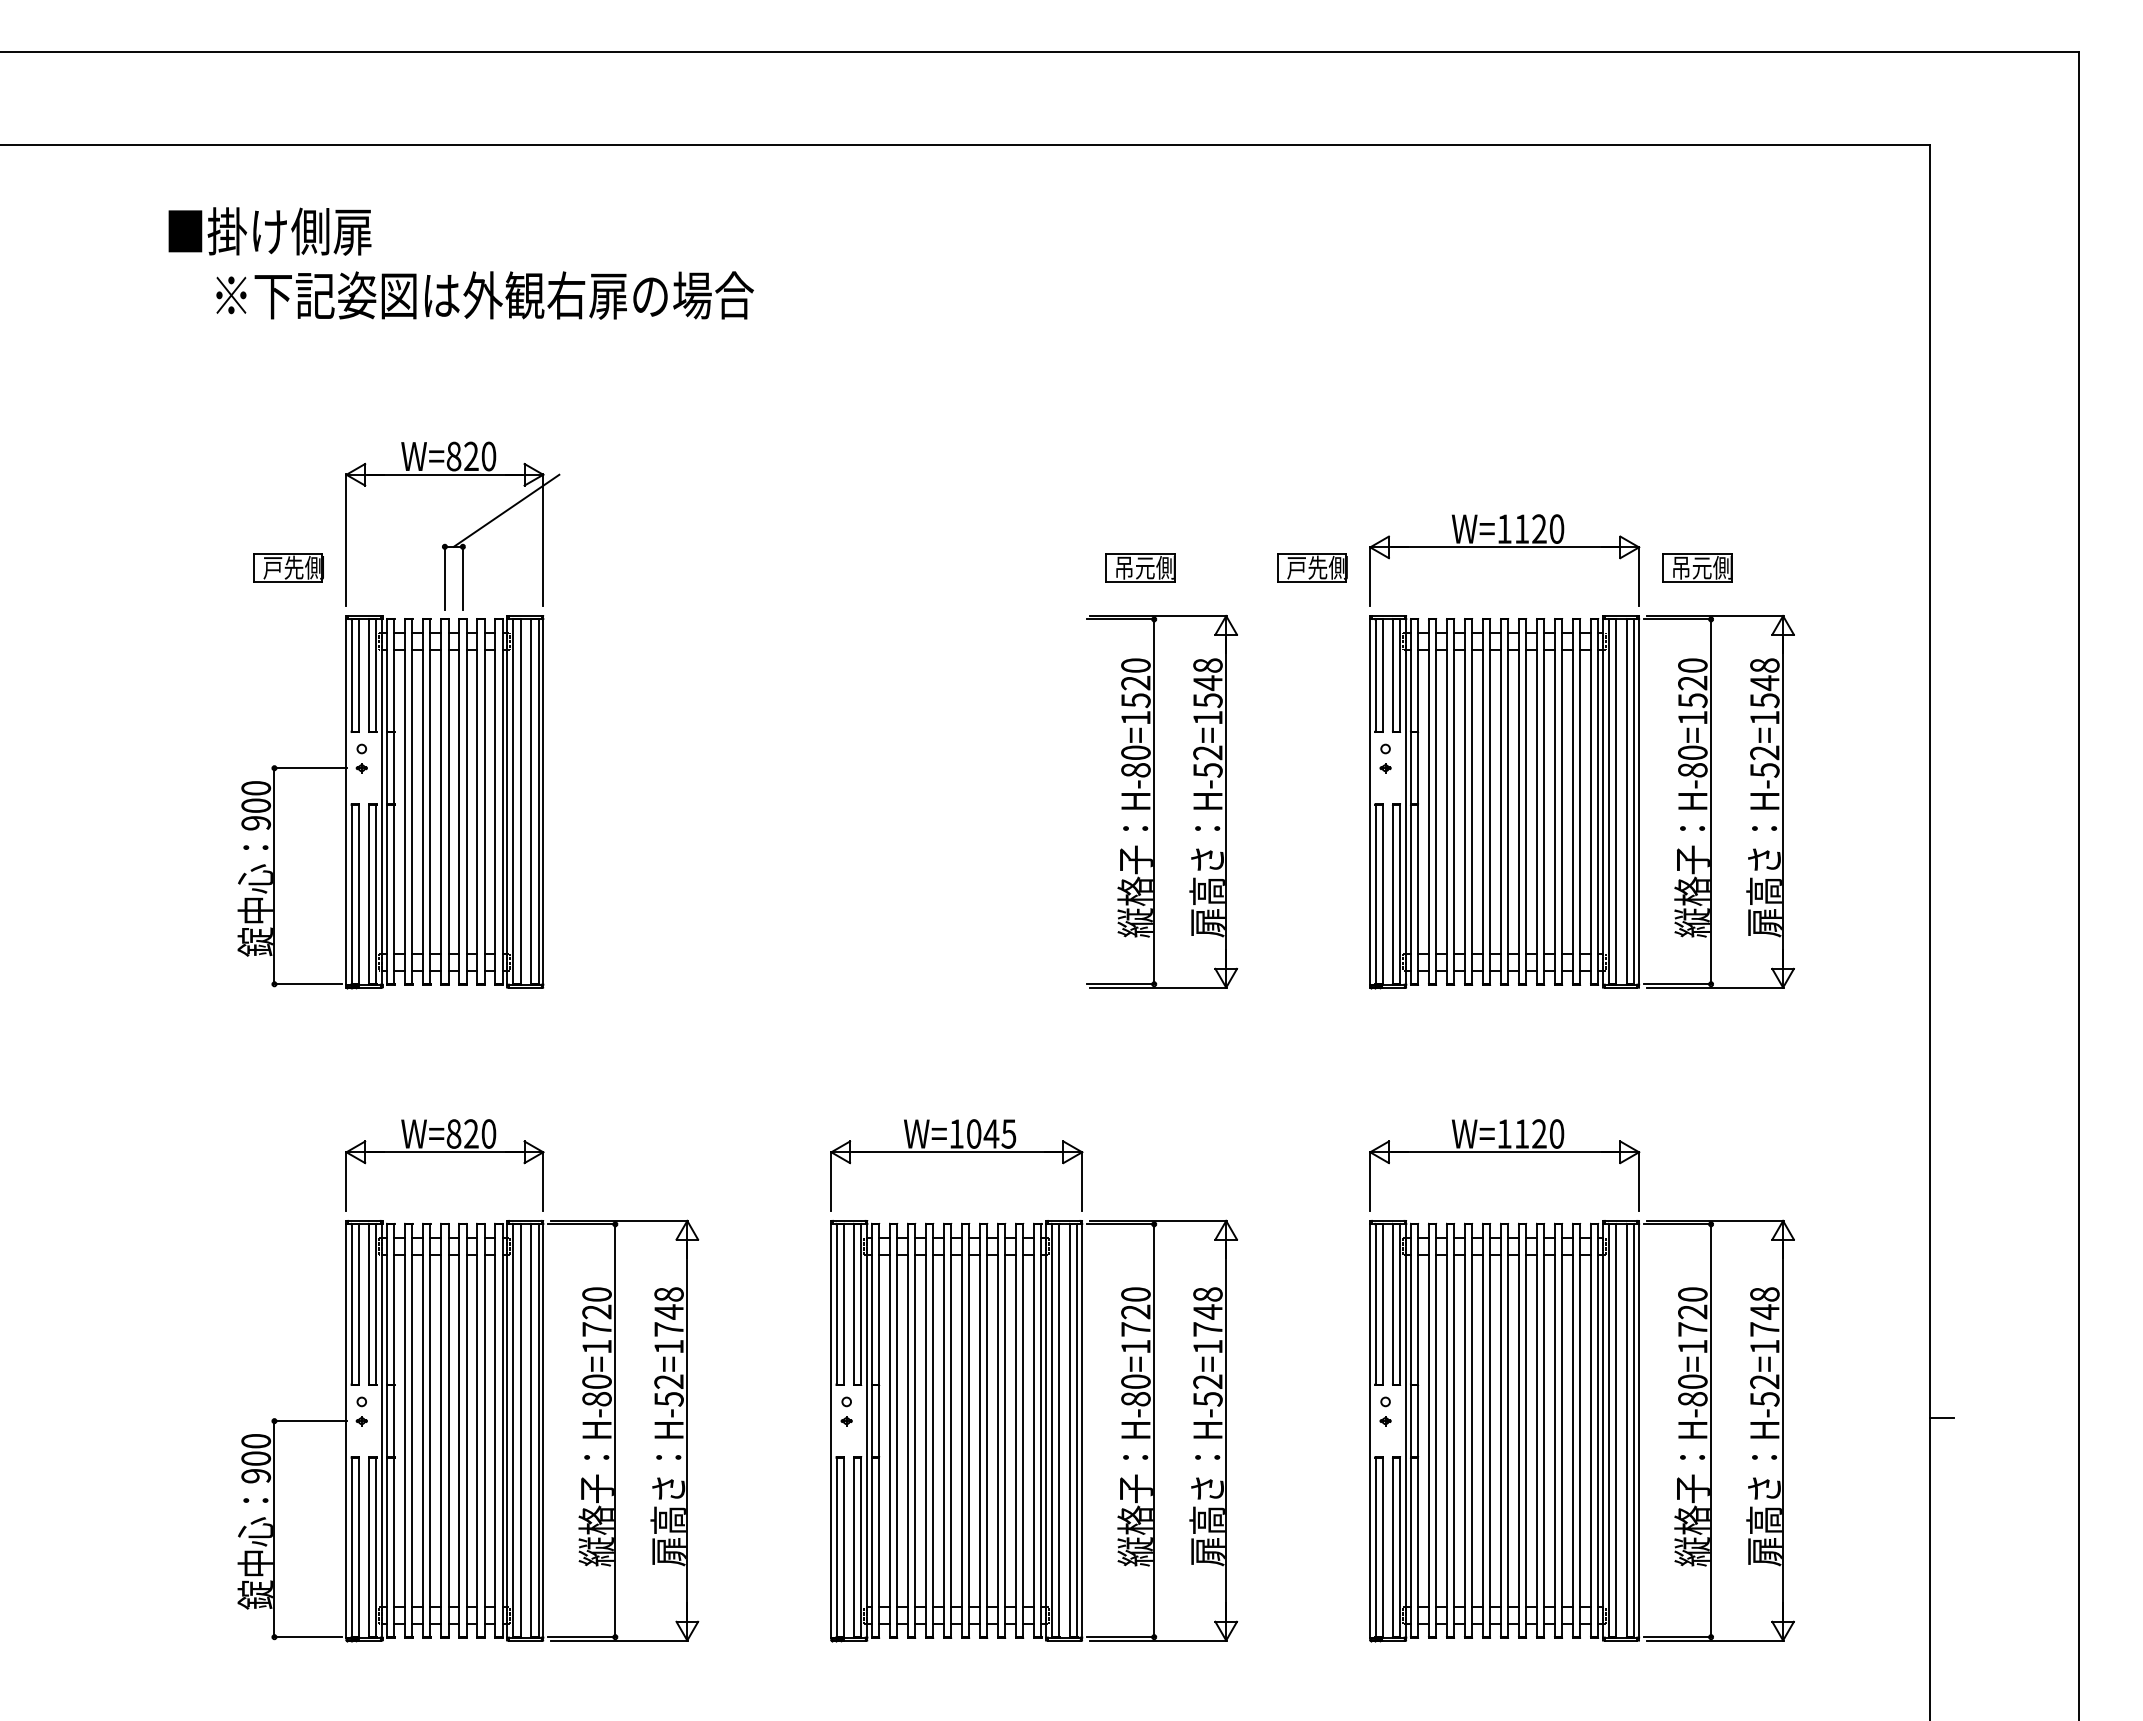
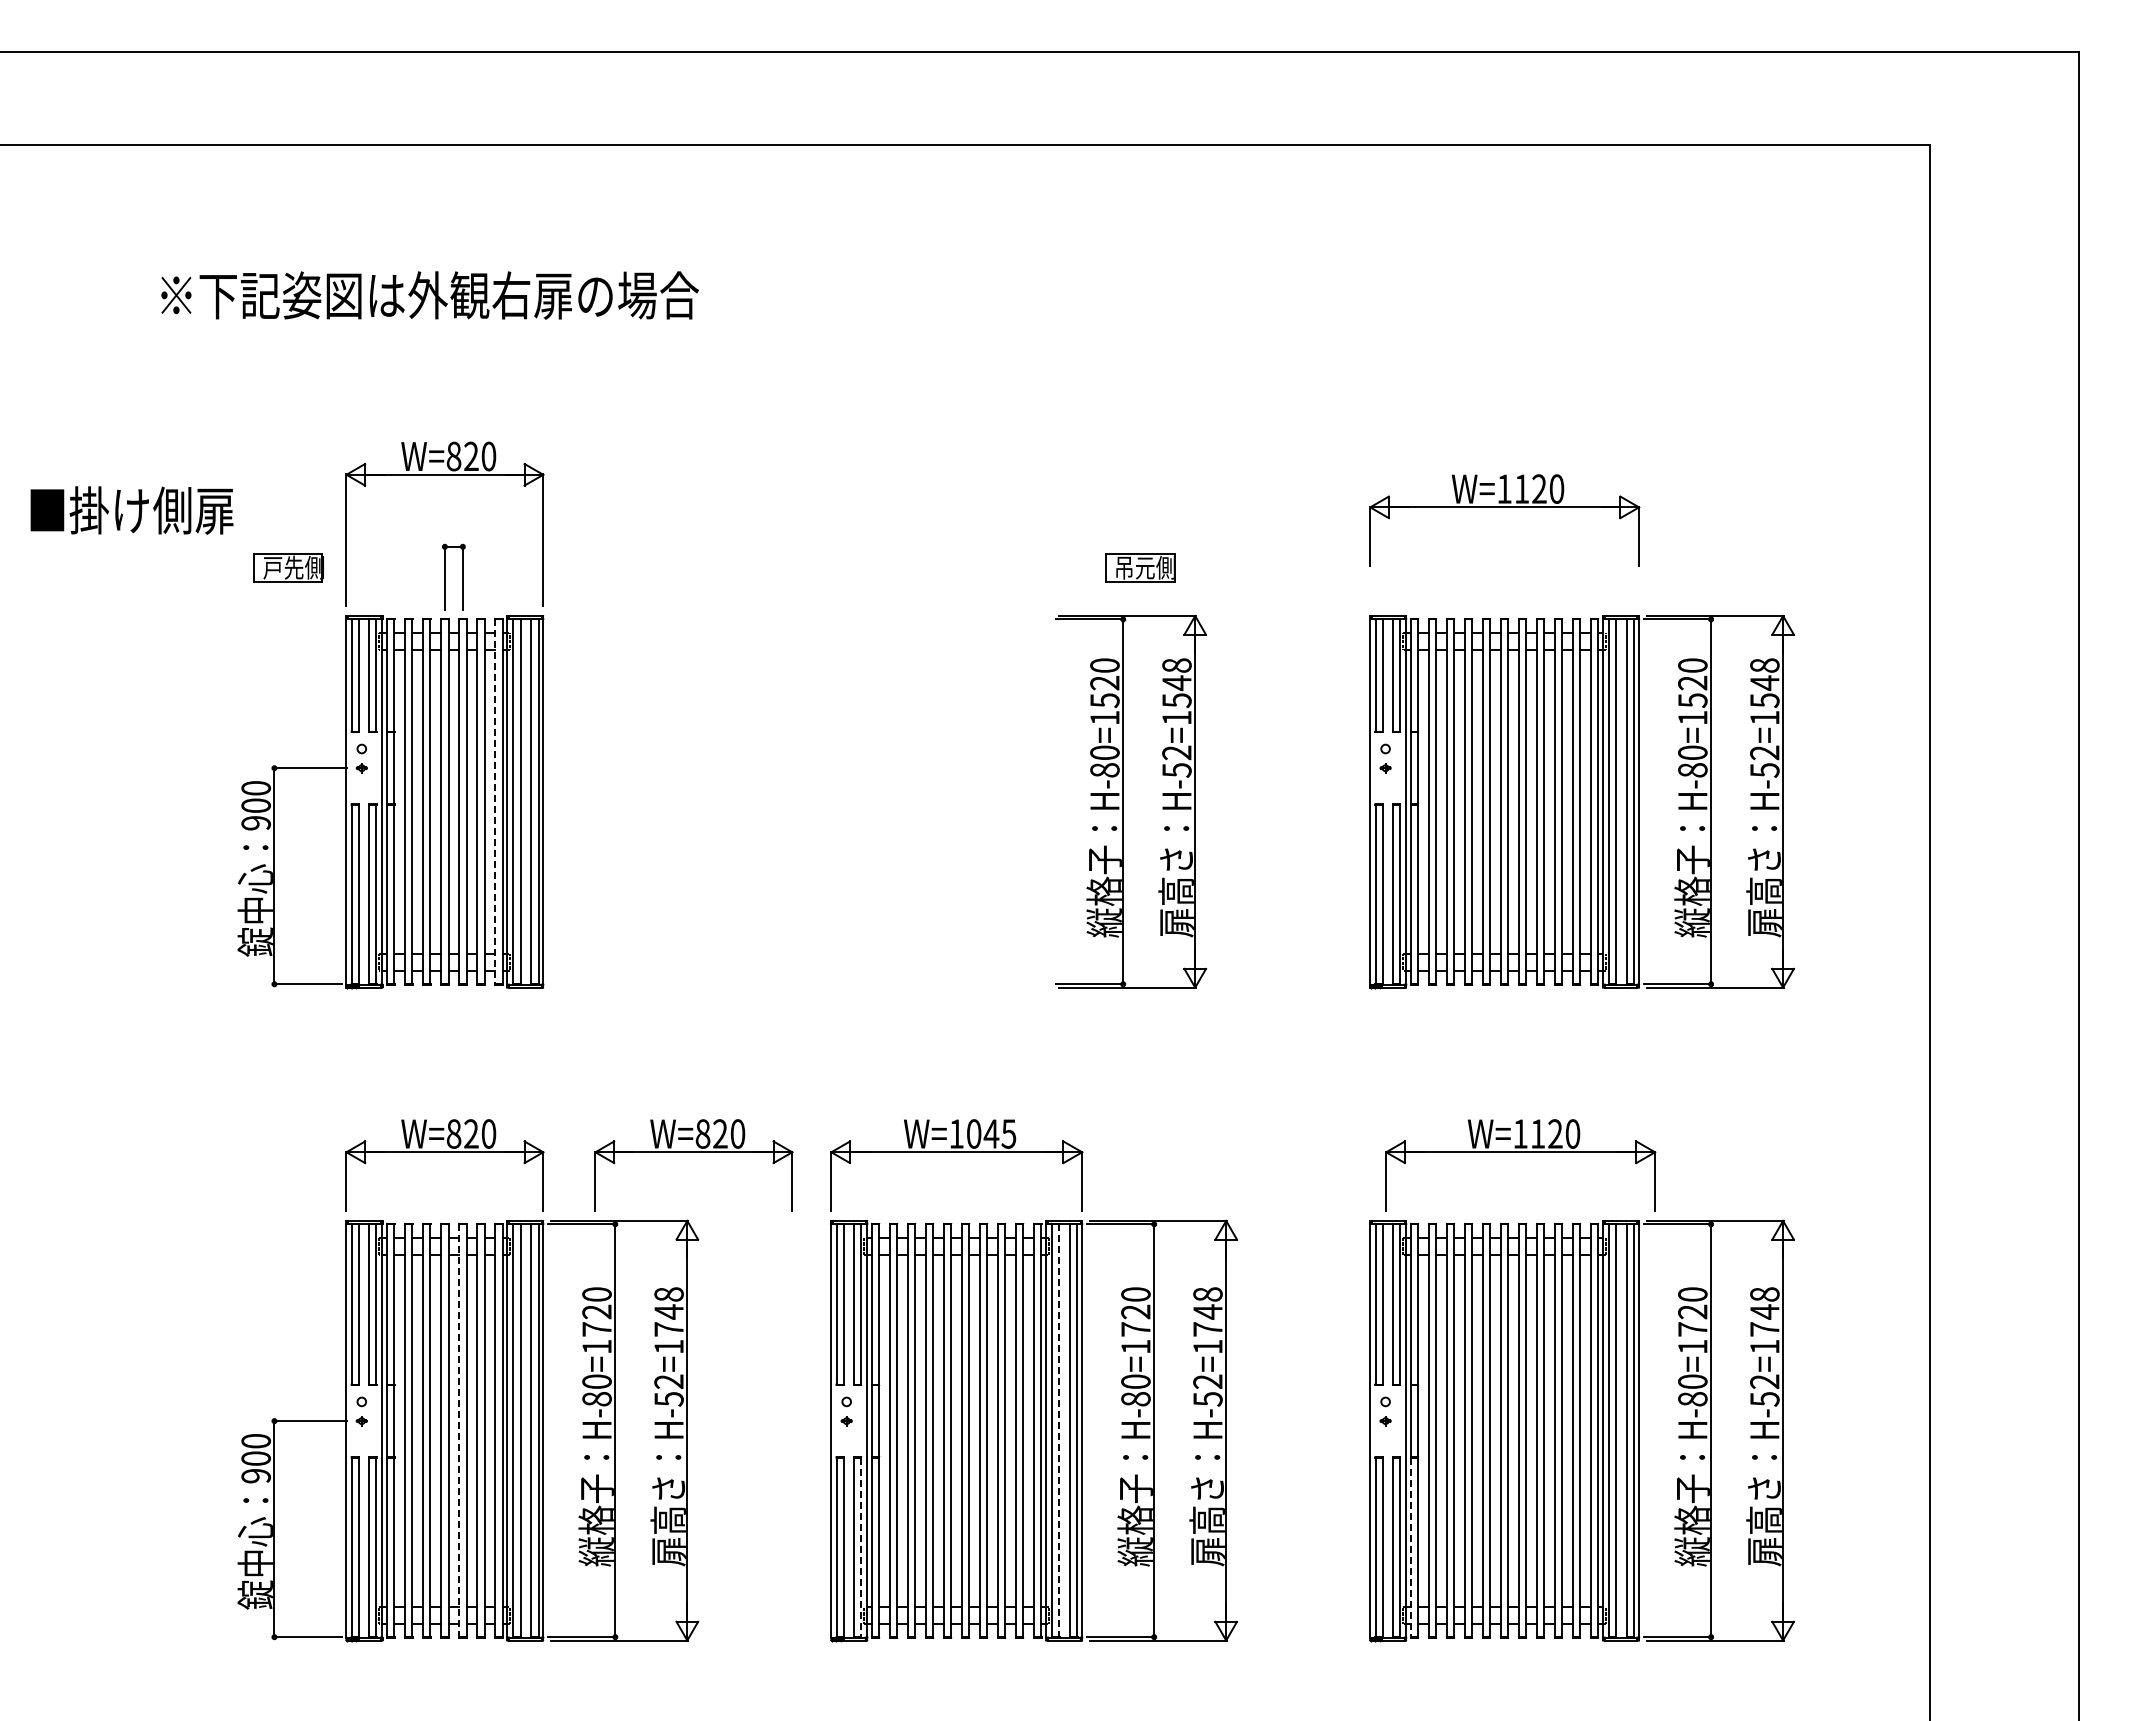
text position: (269, 231) -> (131, 510) (131, 510)
text position: (484, 295) -> (429, 295) (429, 295)
line: present -> none (506, 510)
part position: (1504, 547) -> (1504, 507) (1504, 507)
part: present -> none (1312, 567)
part: present -> none (1697, 567)
part position: (1162, 801) -> (1131, 801) (1131, 801)
line: solid -> dashed (495, 802)
part: none -> present (693, 1152)
part position: (1504, 1152) -> (1520, 1152) (1520, 1152)
line: present -> none (1941, 1417)
line: solid -> dashed (459, 1431)
line: solid -> dashed (1059, 1431)
line: solid -> dashed (861, 1547)
line: solid -> dashed (1411, 1547)
